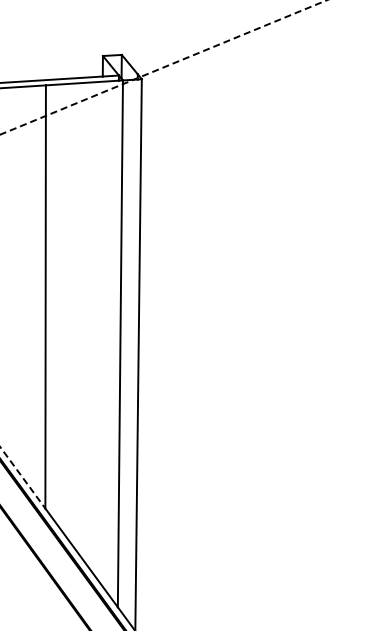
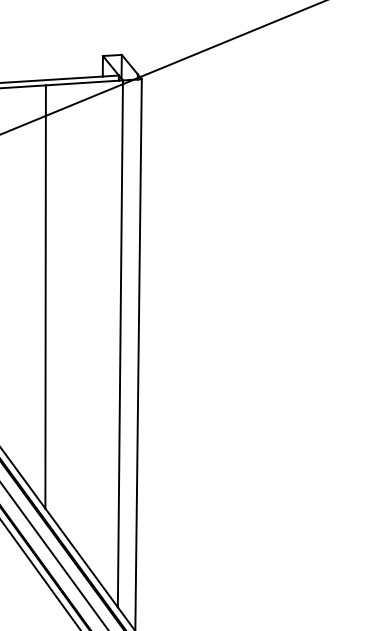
line: dashed -> solid (164, 67)
line: dashed -> solid (22, 477)
line: none -> present (54, 556)
line: none -> present (40, 574)
